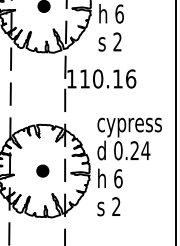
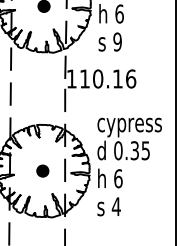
text: 2 -> 9 (117, 41)
text: 0.24 -> 0.35 (140, 150)
text: 2 -> 4 (115, 206)
